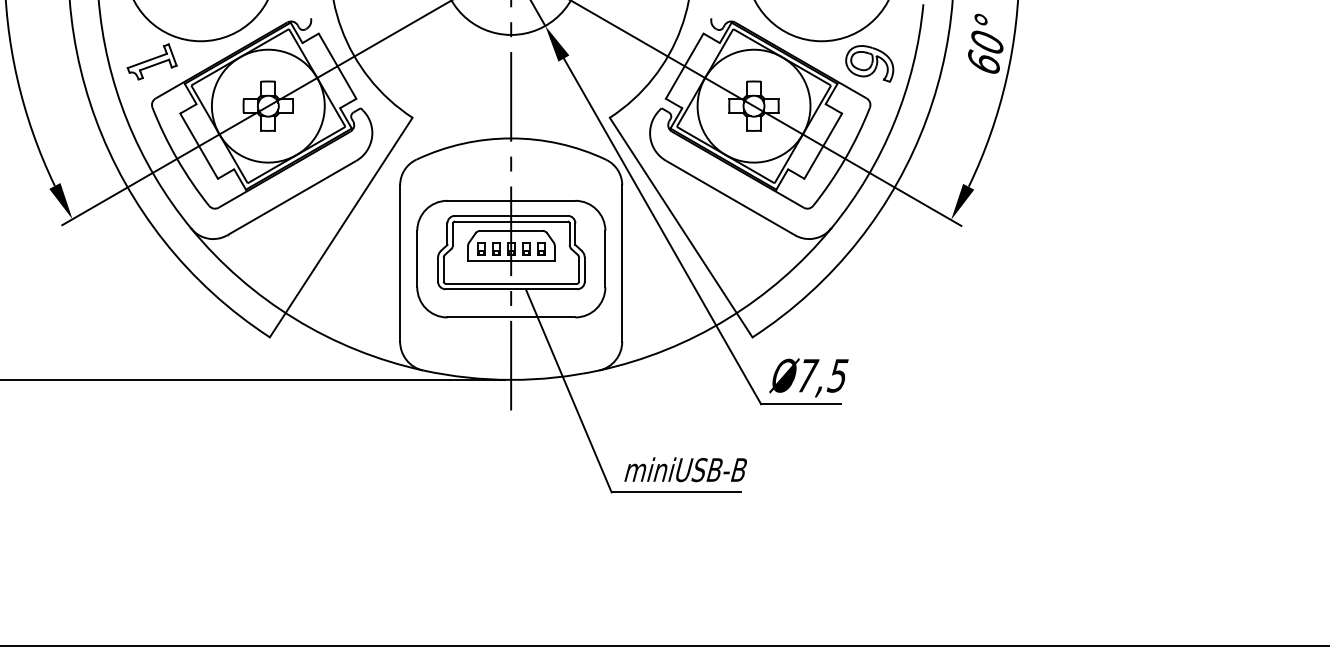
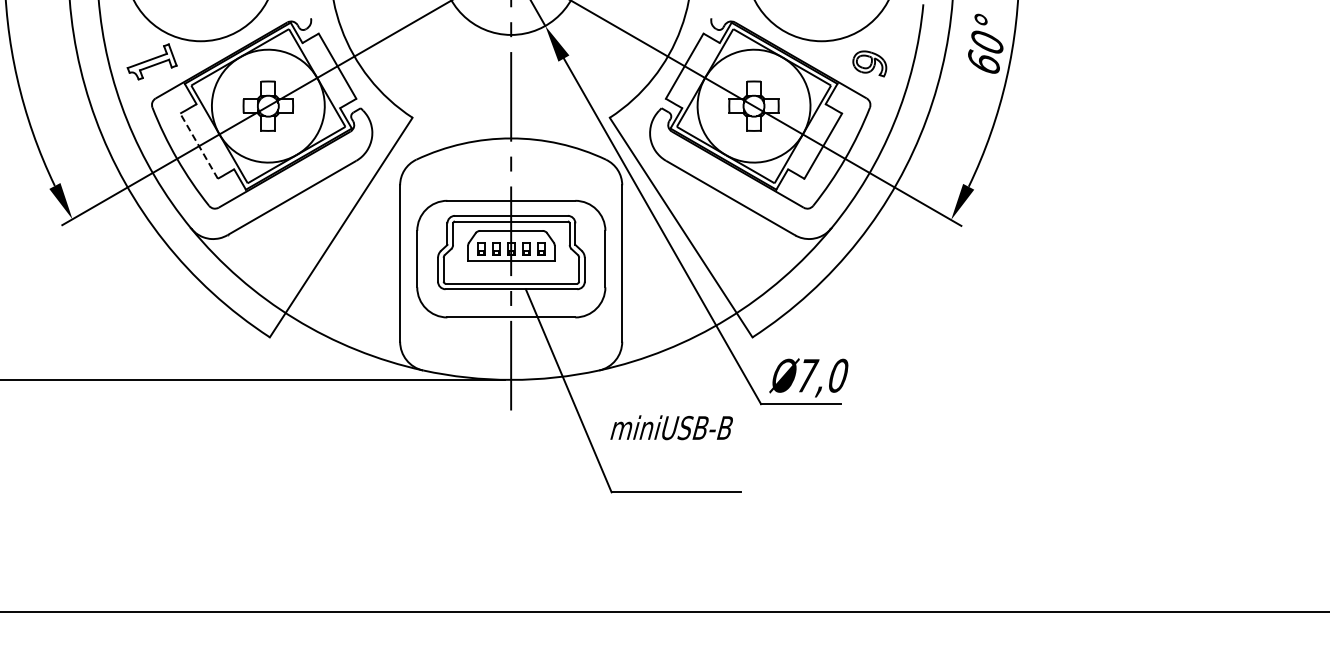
part size: 50x38 px -> 36x28 px (869, 63)
line: solid -> dashed (199, 146)
text: Ø7,5 -> Ø7,0 (837, 375)
text position: (685, 469) -> (671, 427) (671, 427)
line position: (664, 646) -> (664, 612) (664, 612)
